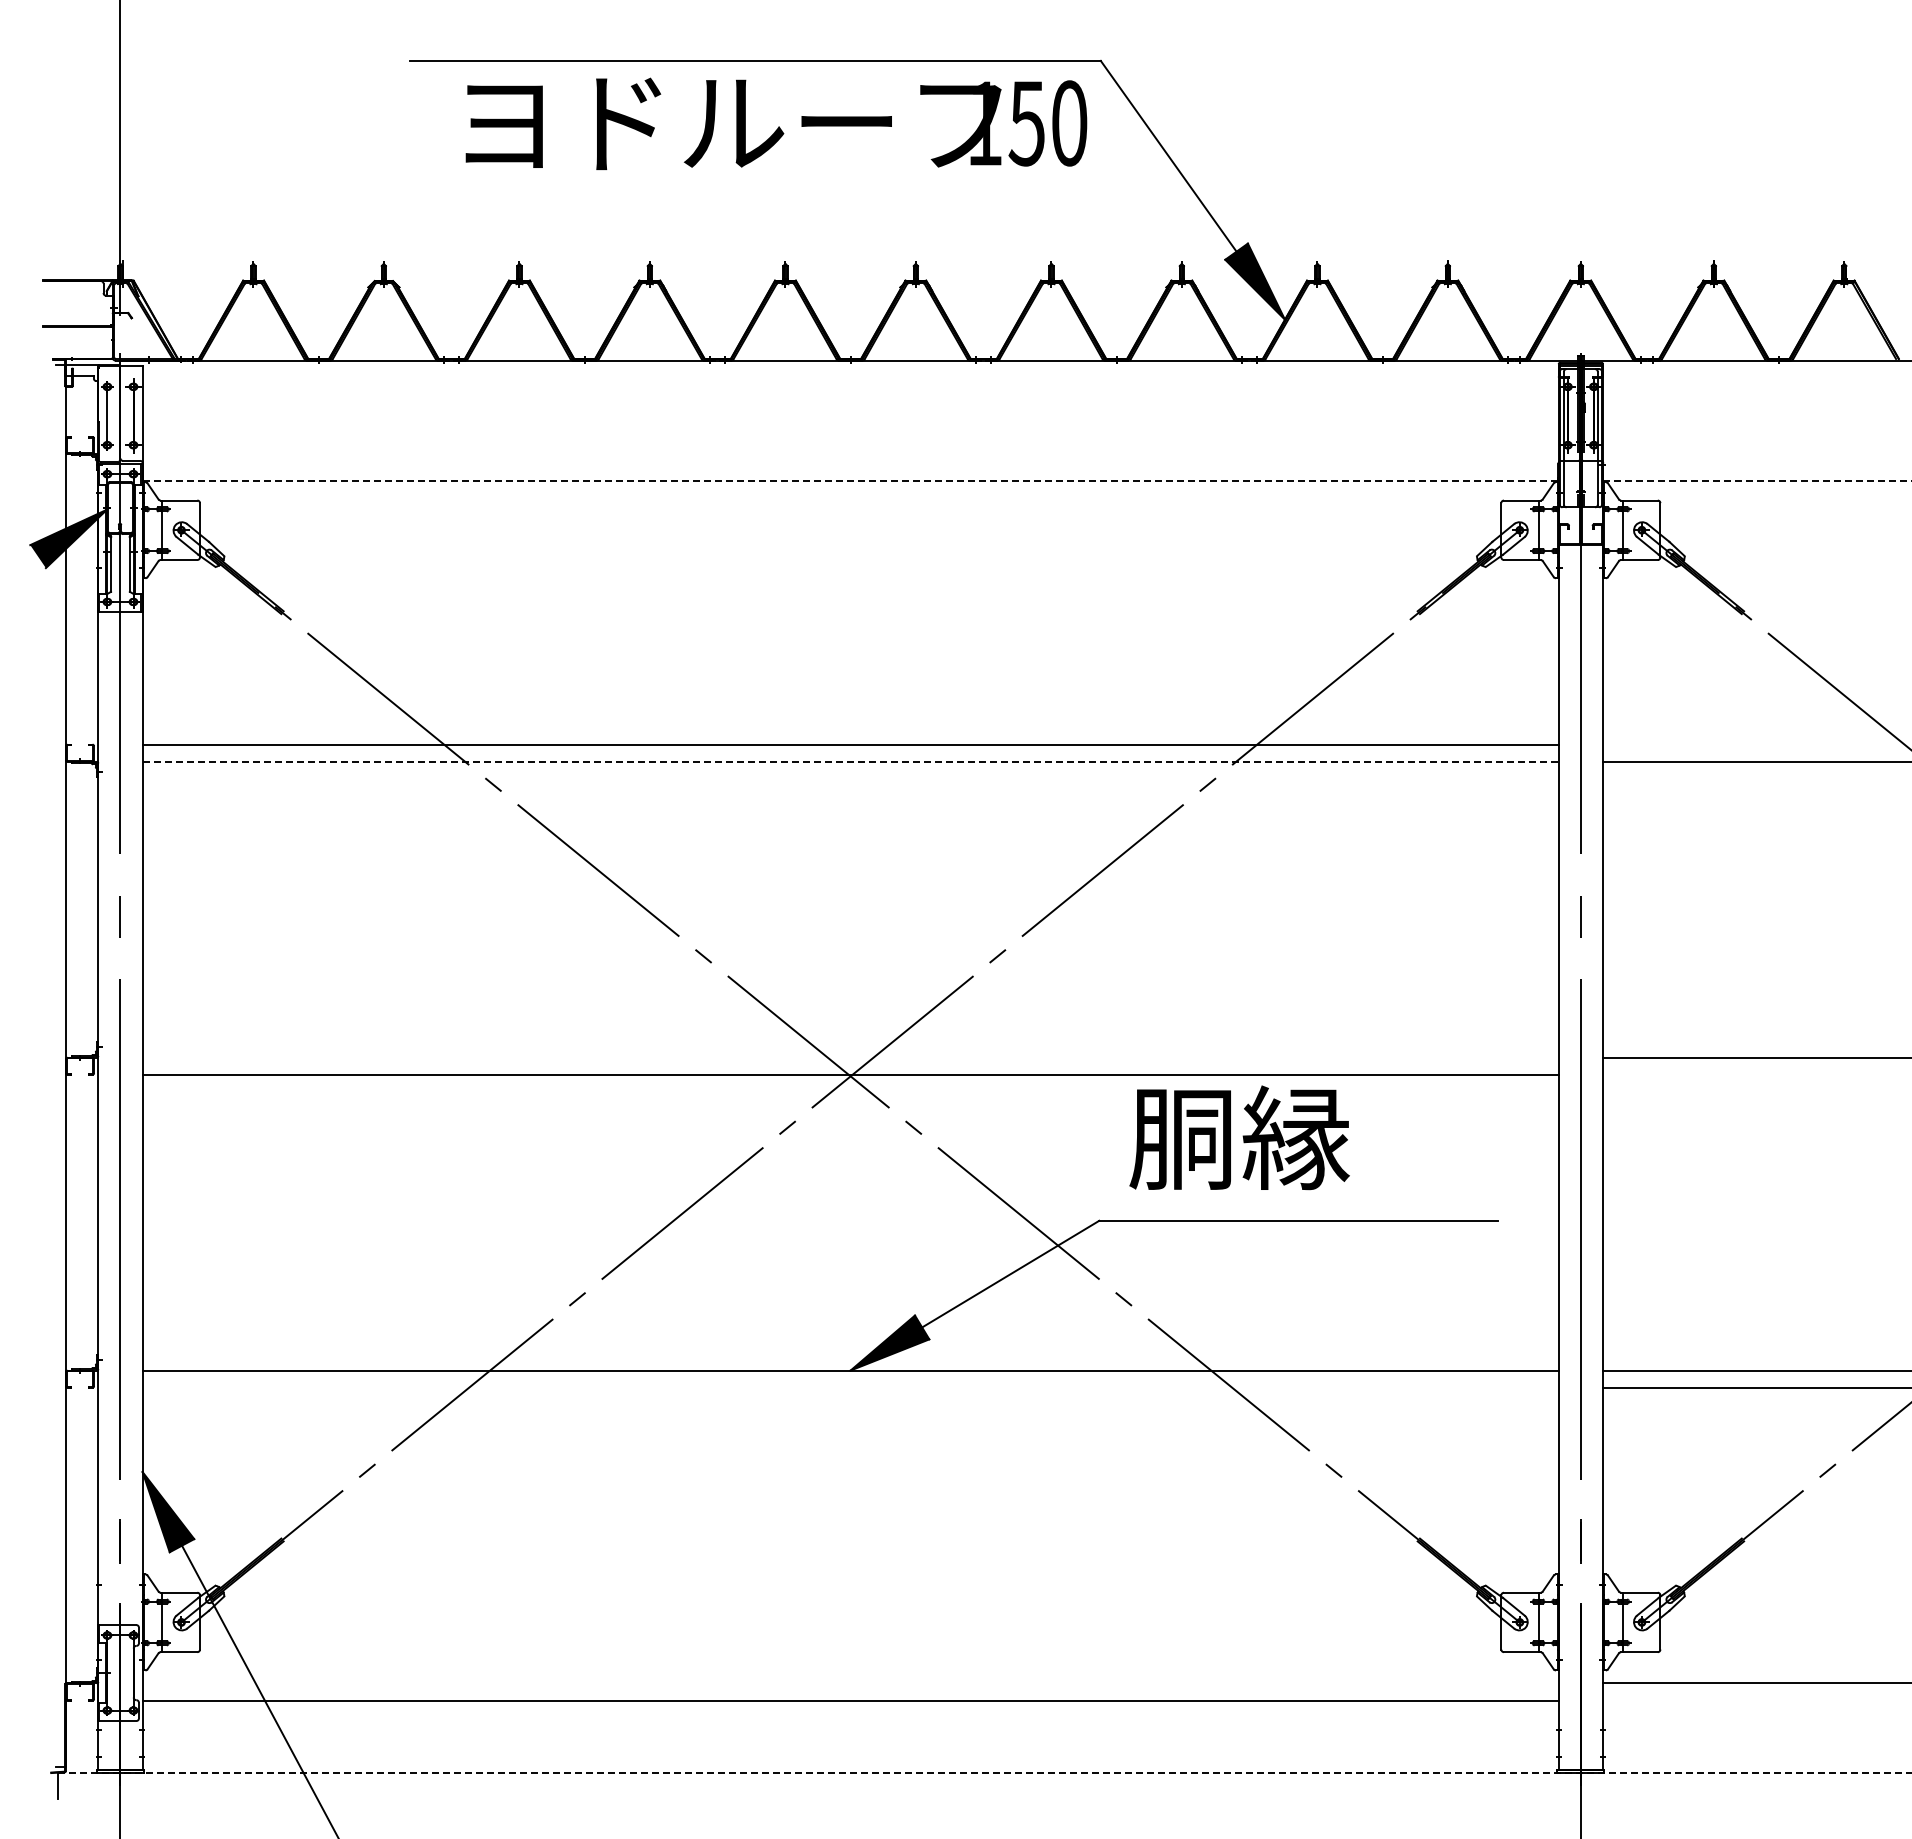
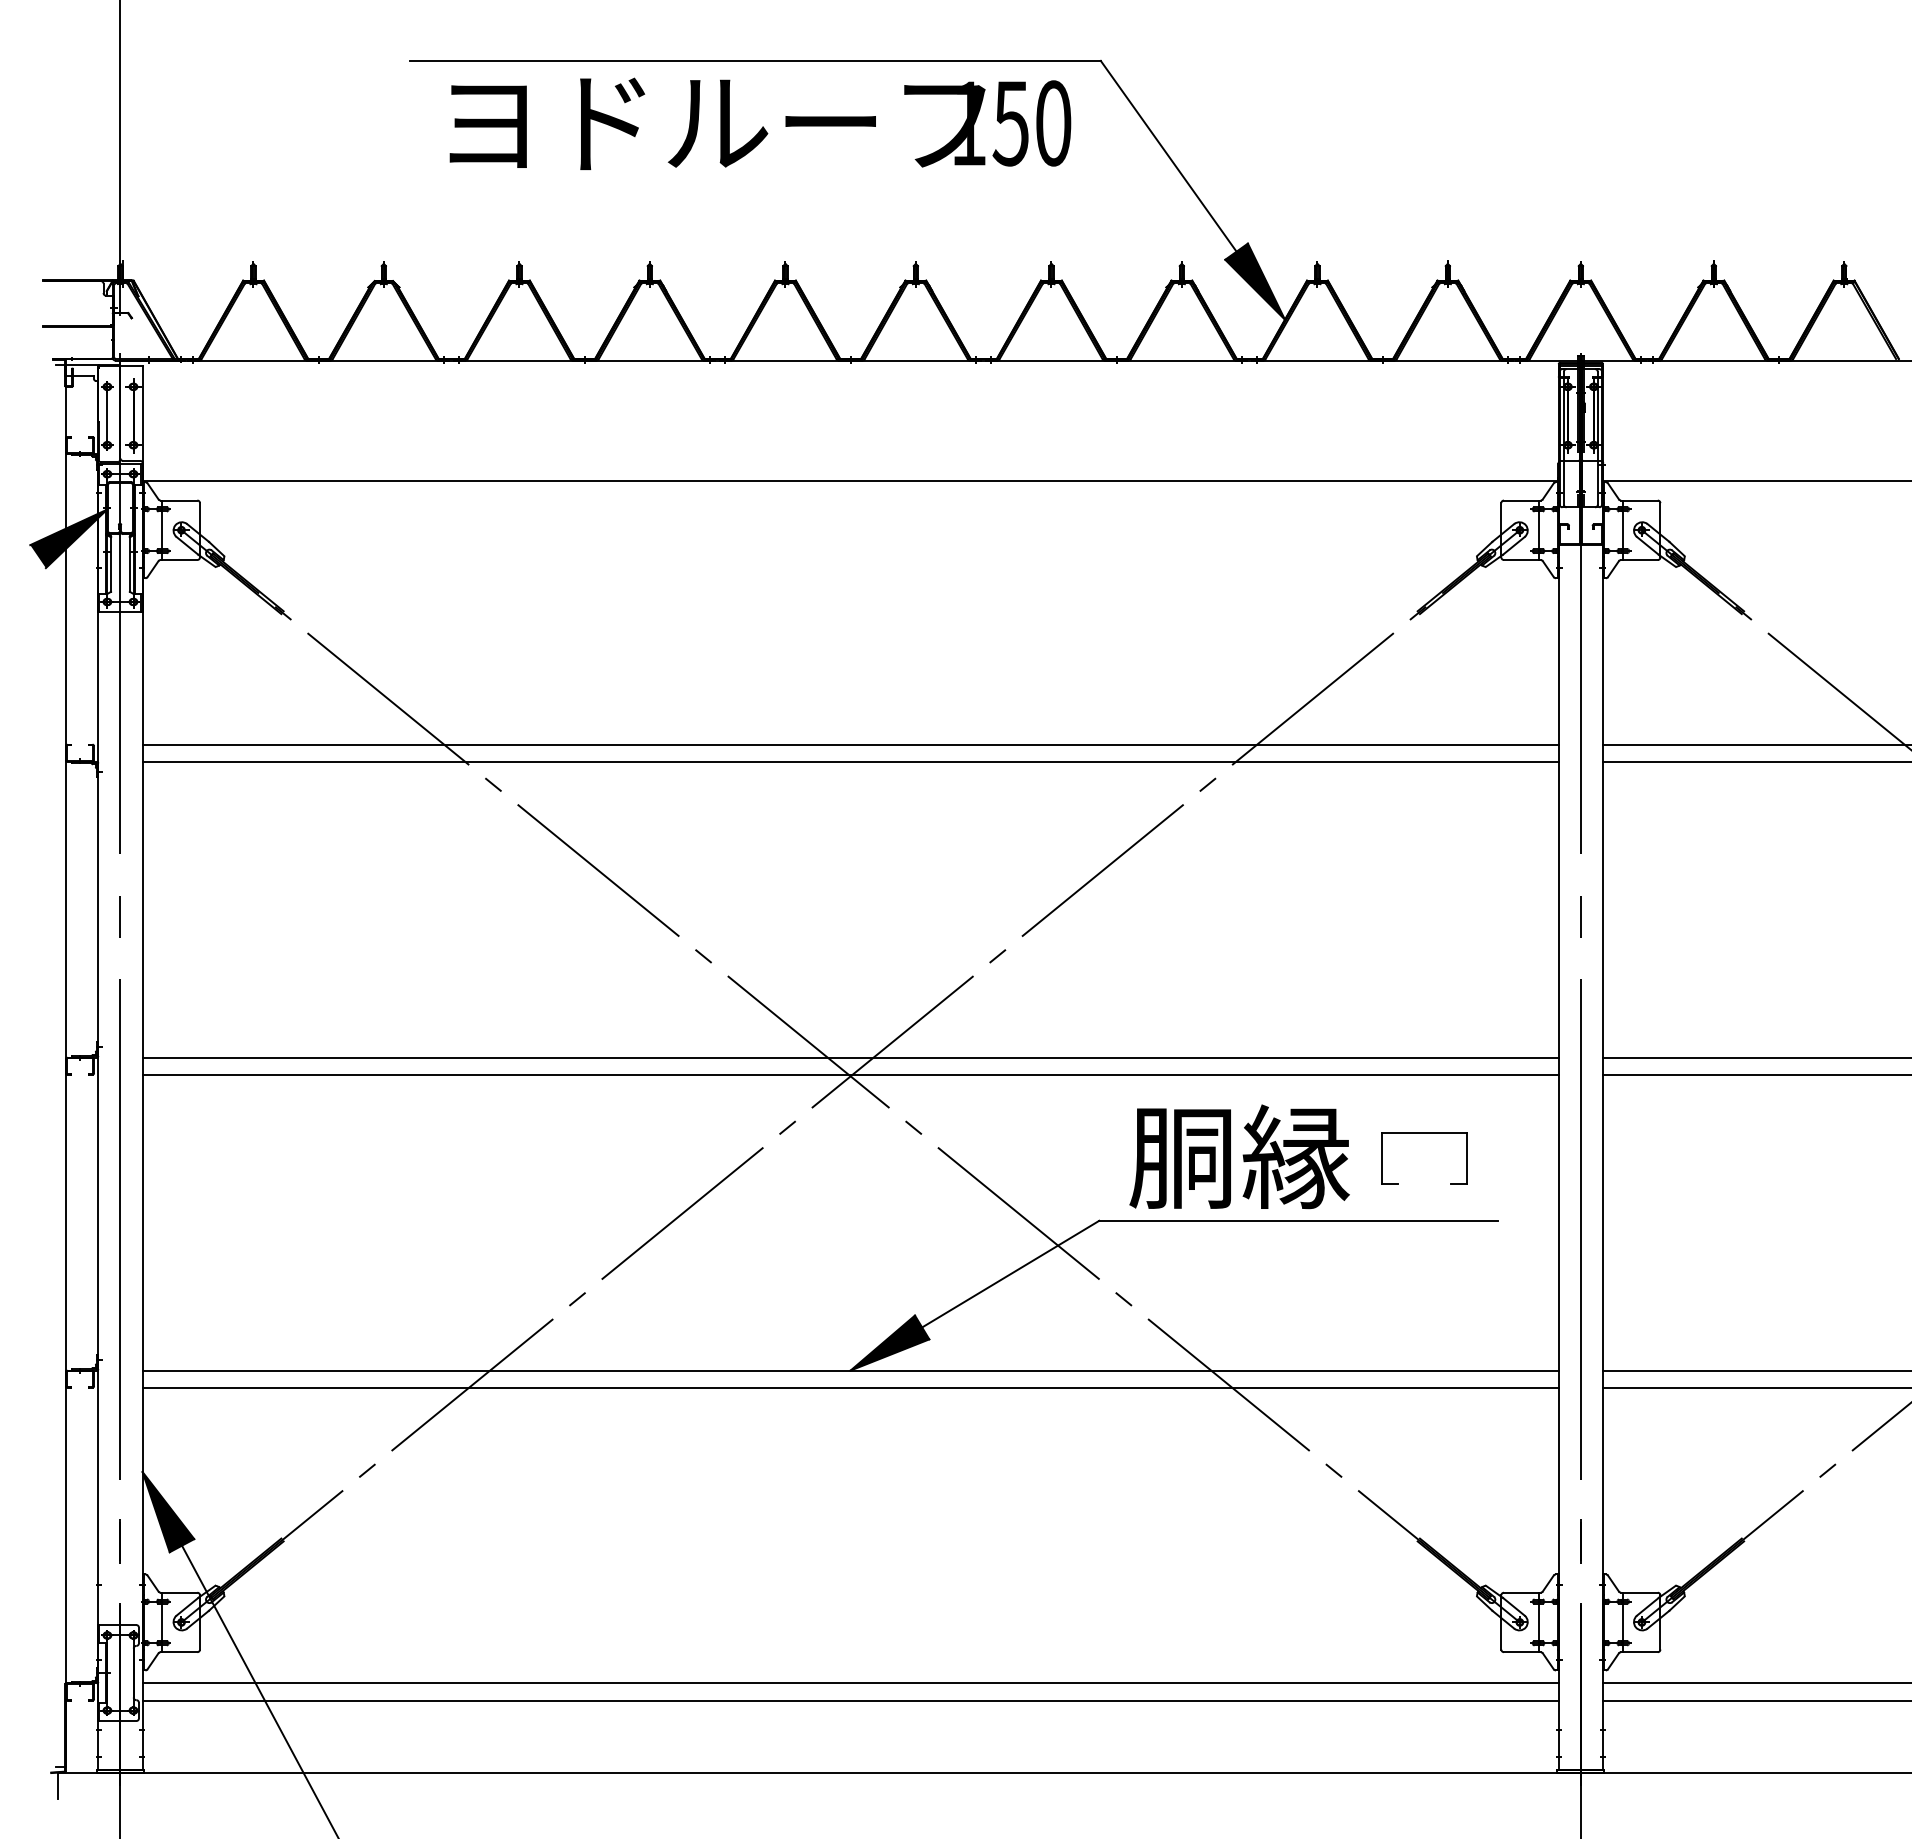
text position: (776, 123) -> (760, 123) (760, 123)
line: dashed -> solid (850, 480)
line: dashed -> solid (1757, 480)
line: none -> present (1755, 744)
line: dashed -> solid (851, 761)
line: none -> present (850, 1057)
line: none -> present (1755, 1074)
part: none -> present (1424, 1133)
text position: (1239, 1137) -> (1239, 1156) (1239, 1156)
line: none -> present (850, 1387)
line: none -> present (850, 1683)
line: none -> present (1755, 1700)
line: dashed -> solid (984, 1772)
